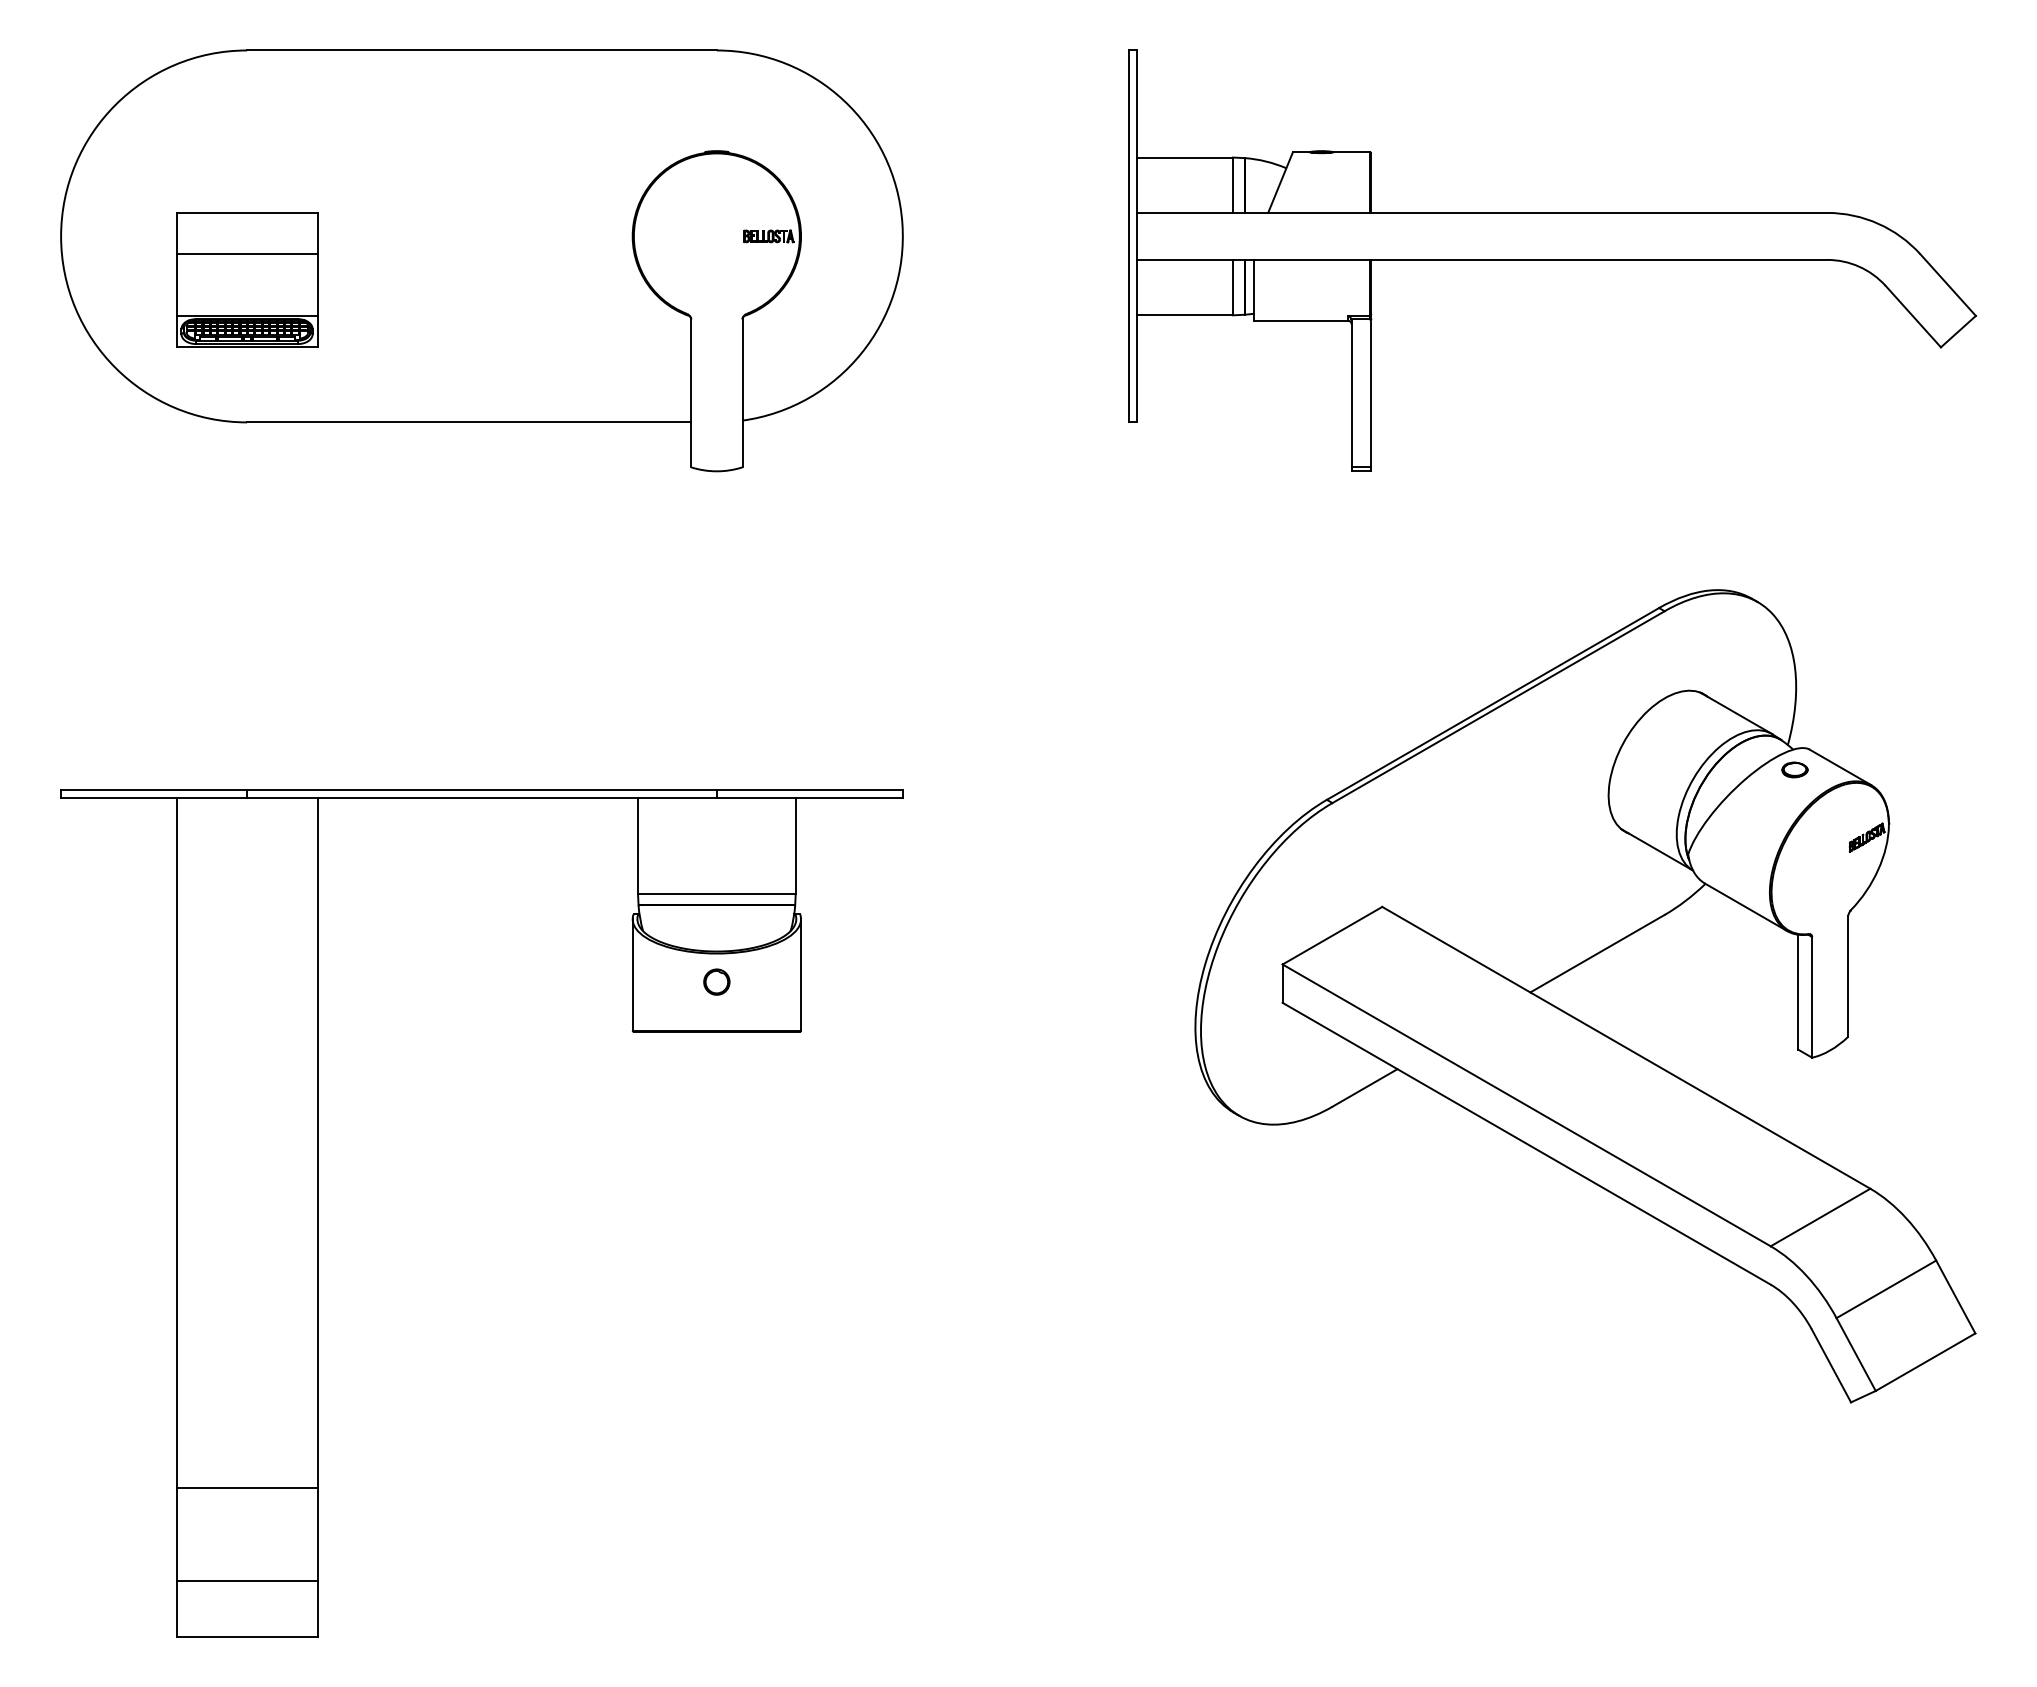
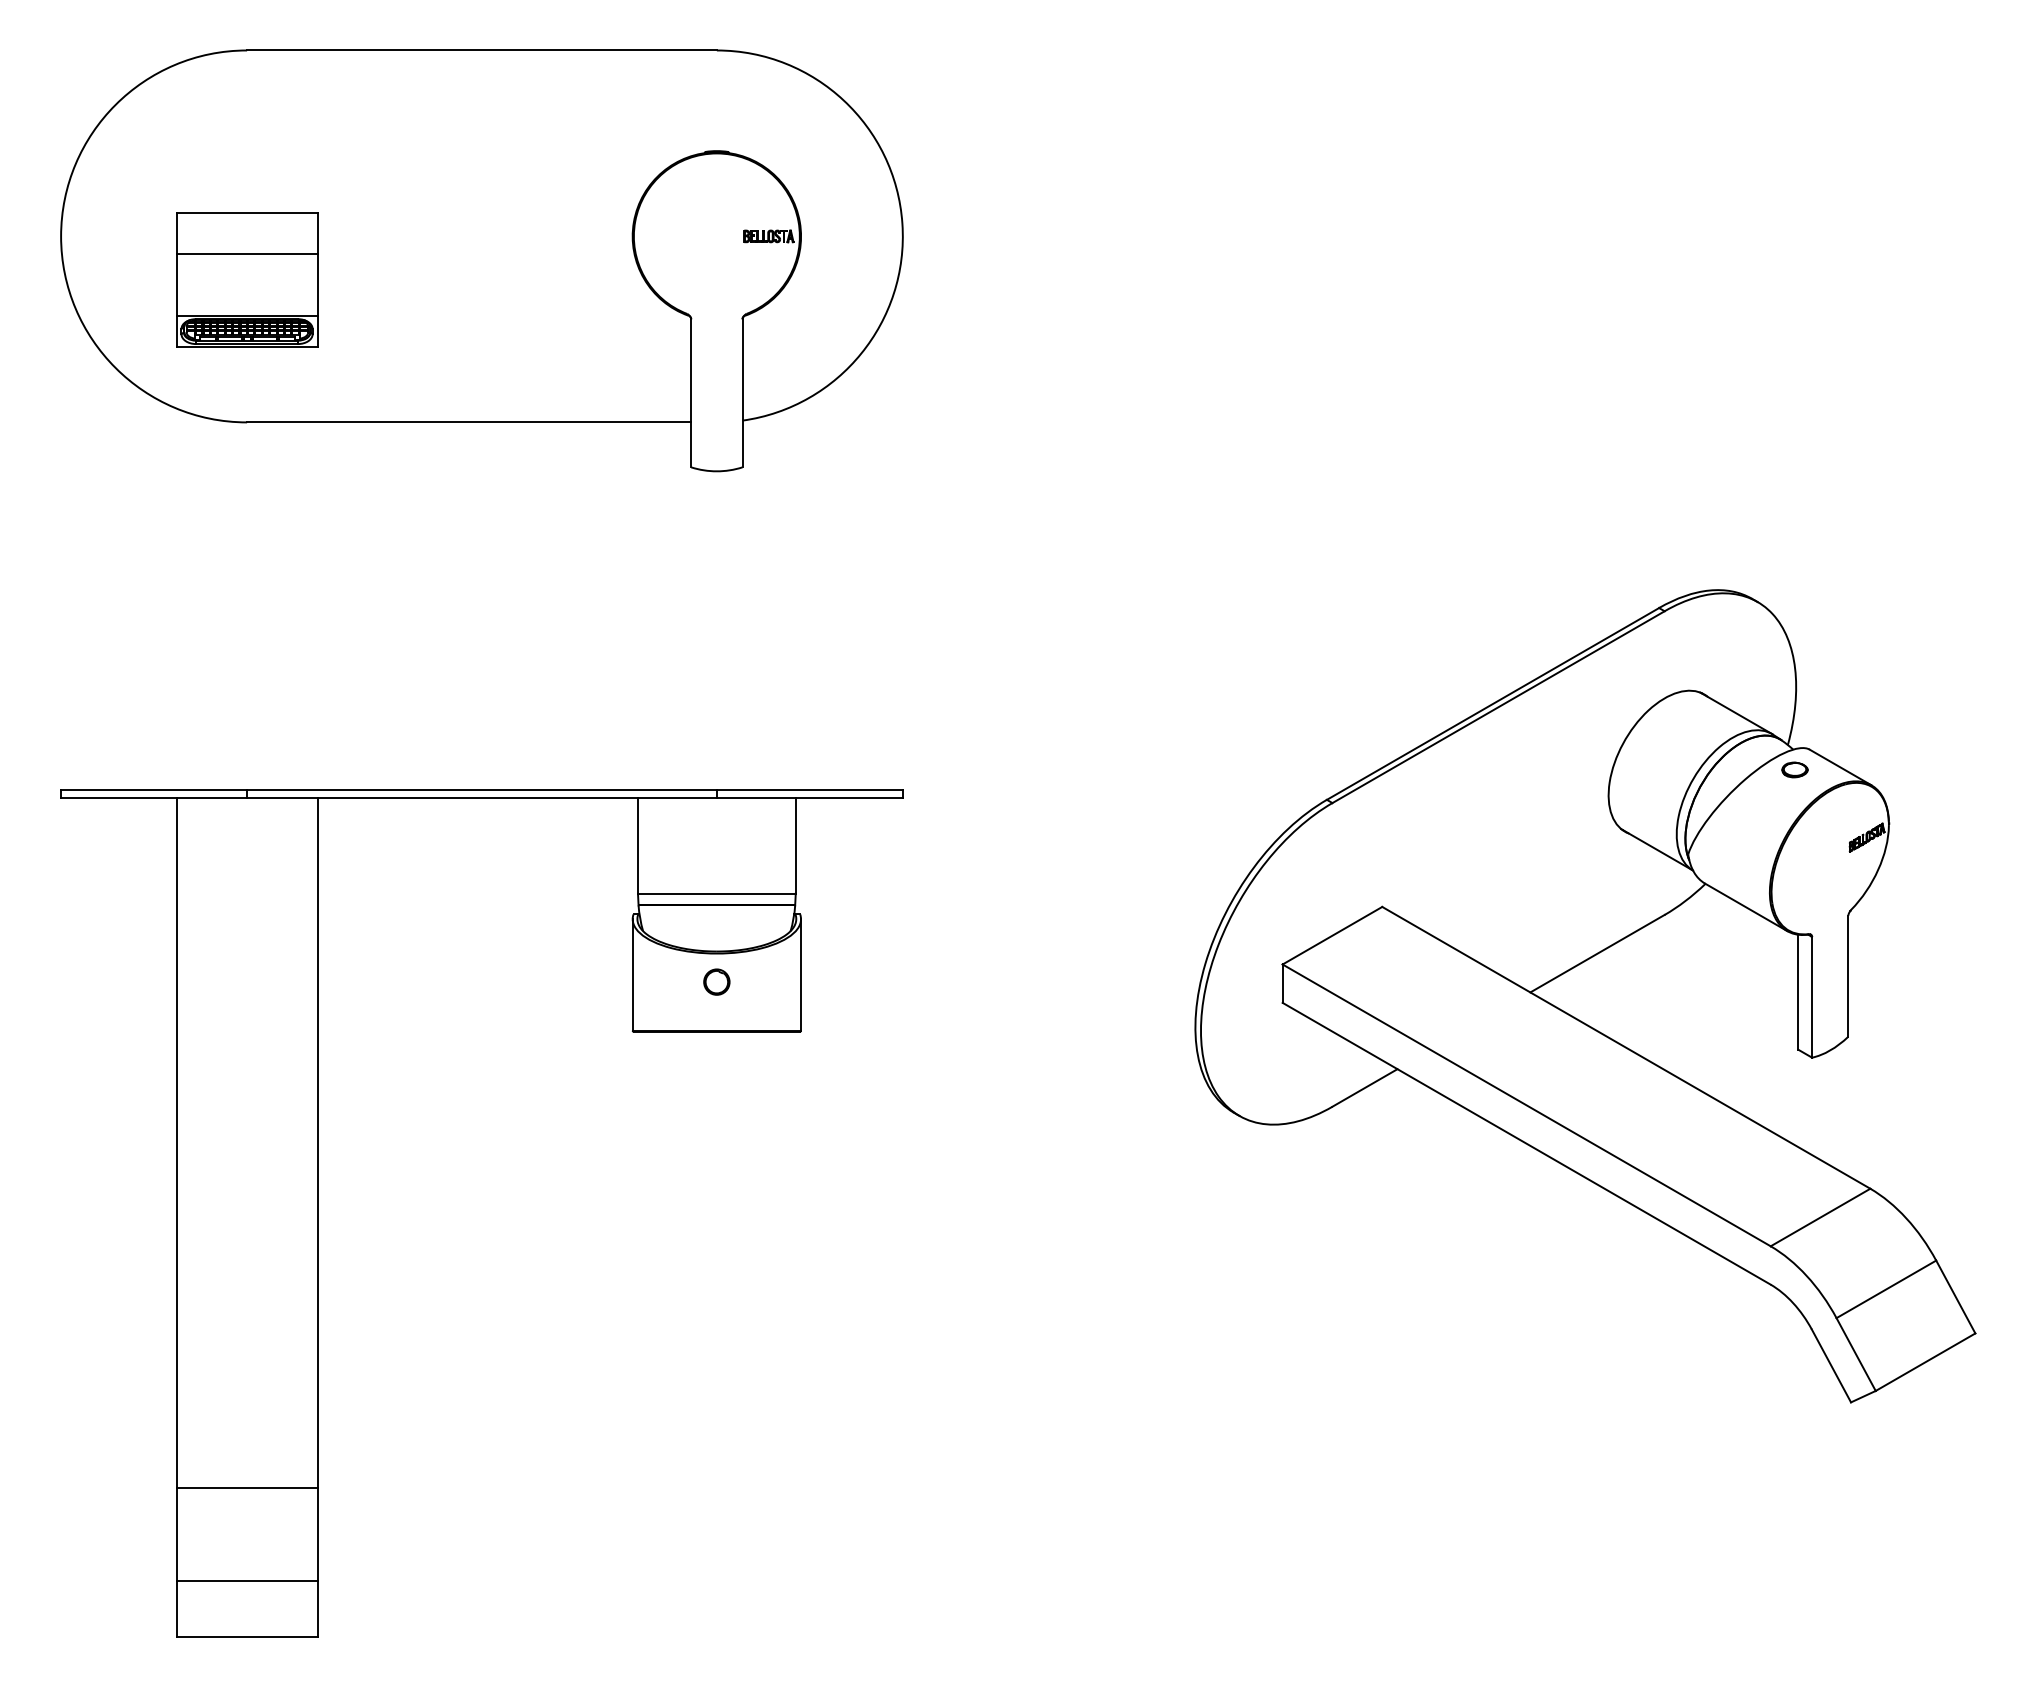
part: present -> none (1552, 260)
